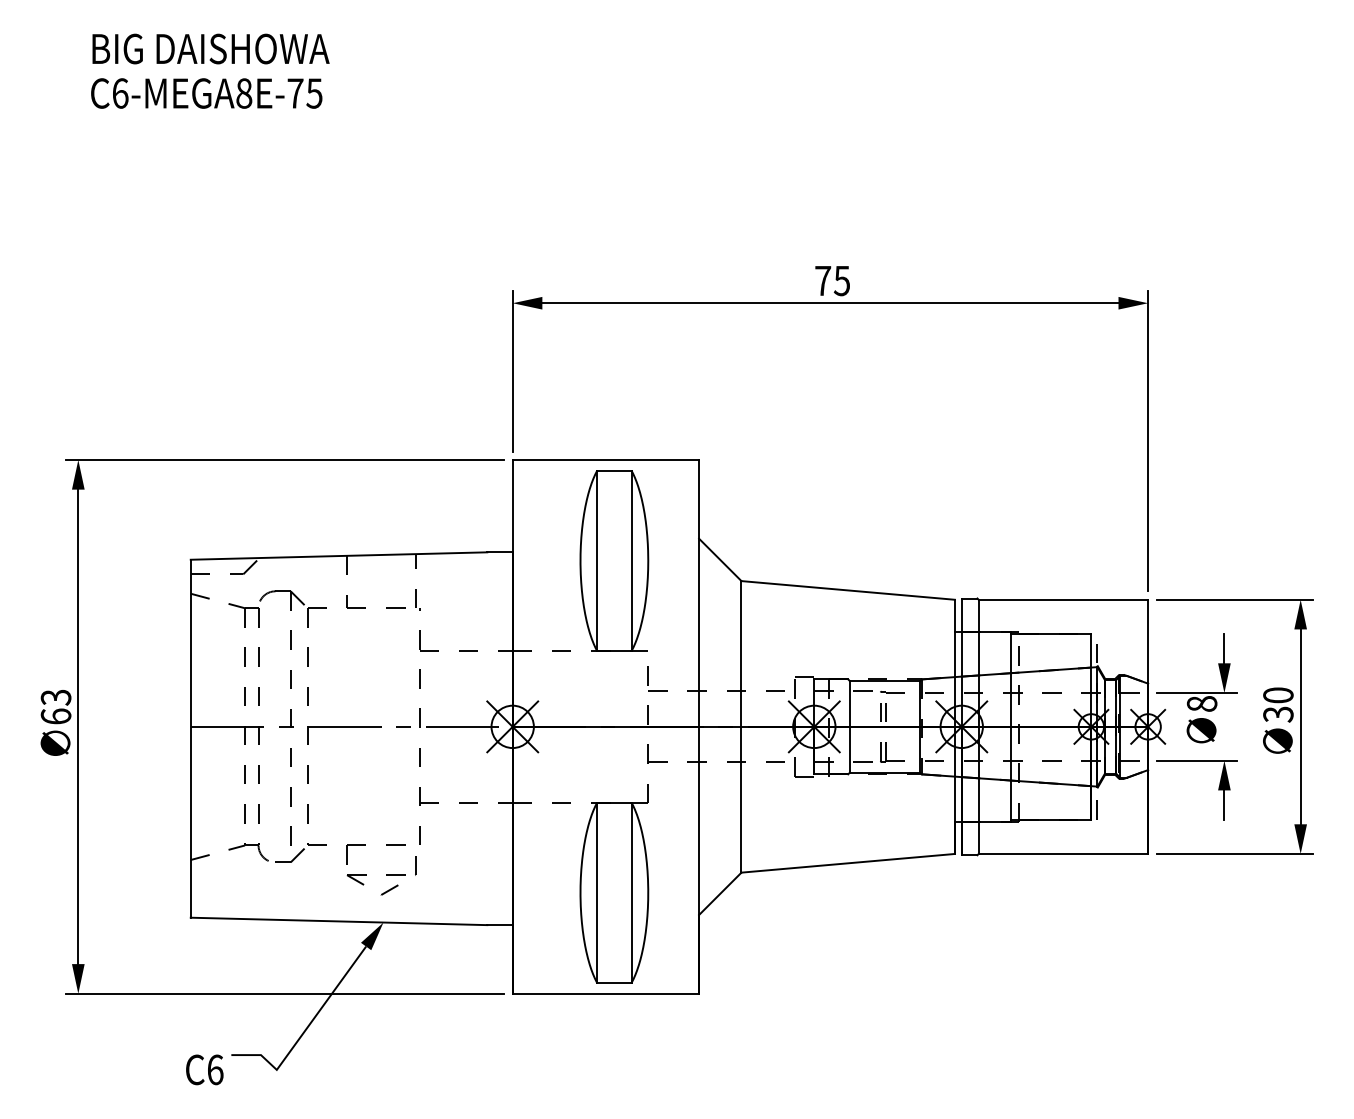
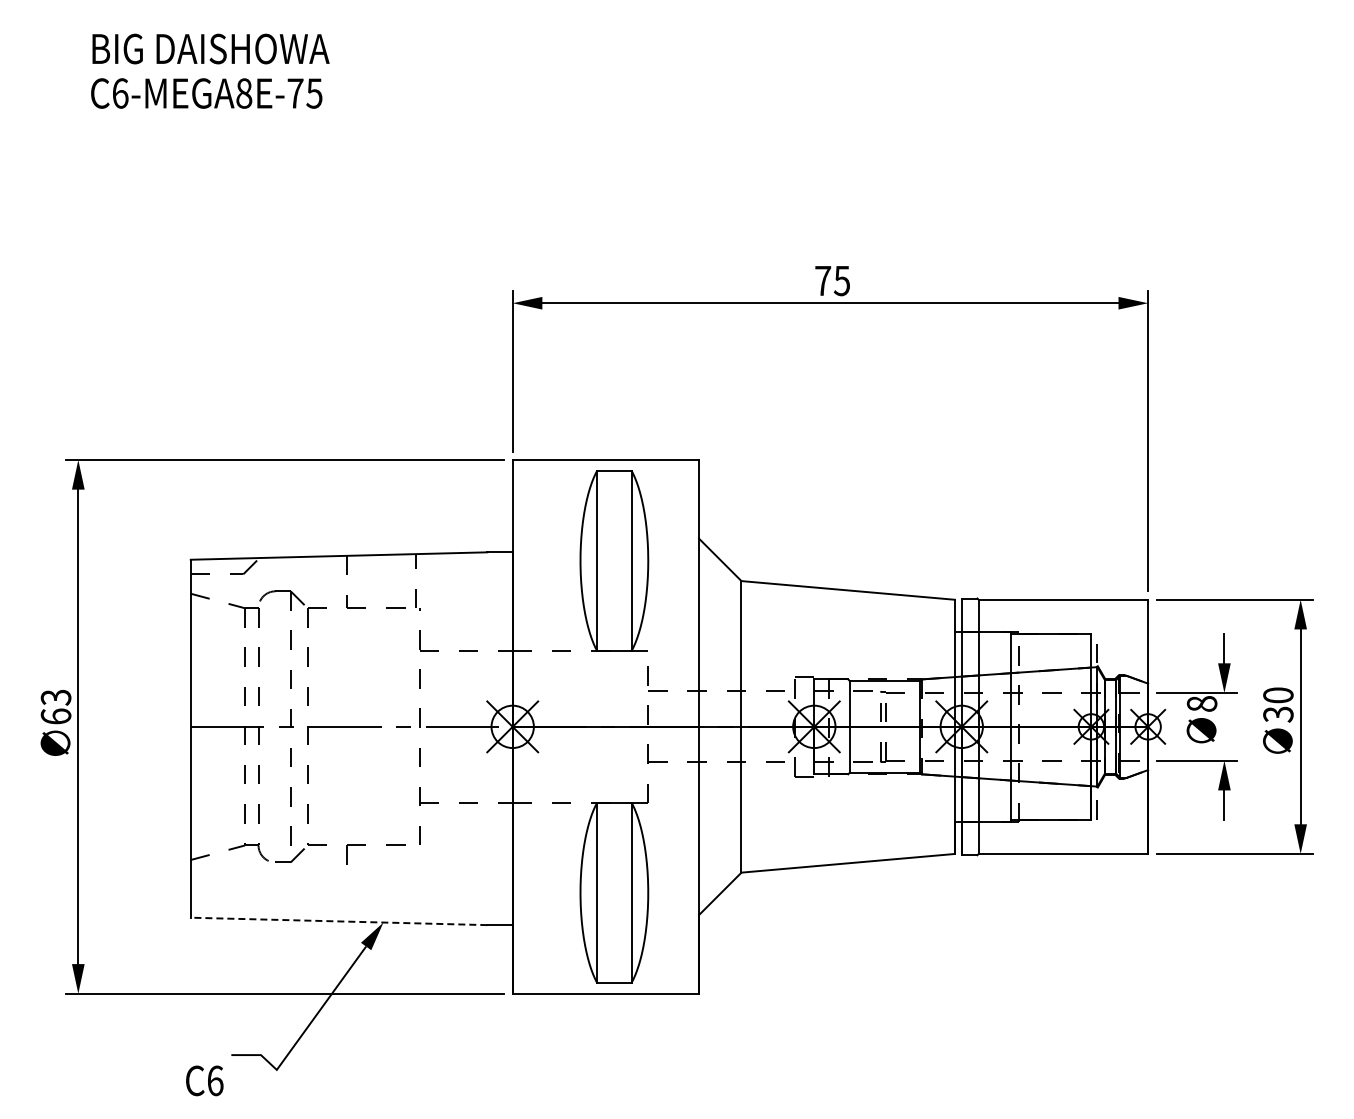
part: present -> none (381, 875)
line: solid -> dashed (338, 921)
text position: (204, 1069) -> (204, 1080) (204, 1080)
